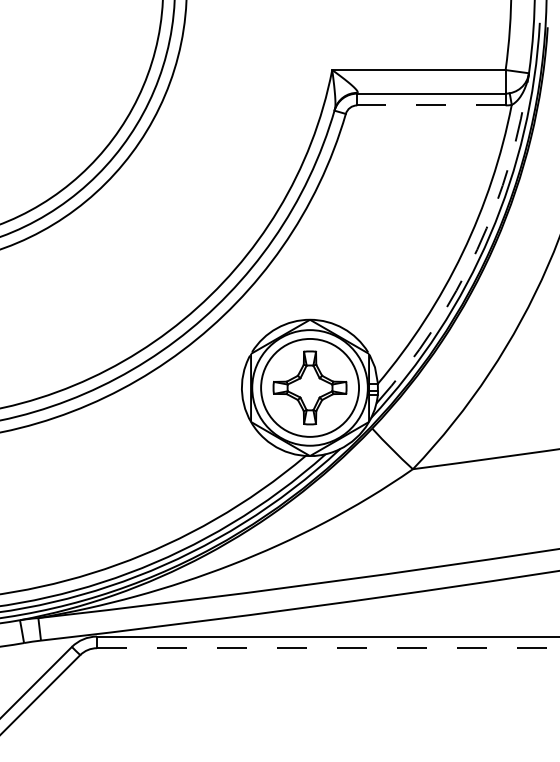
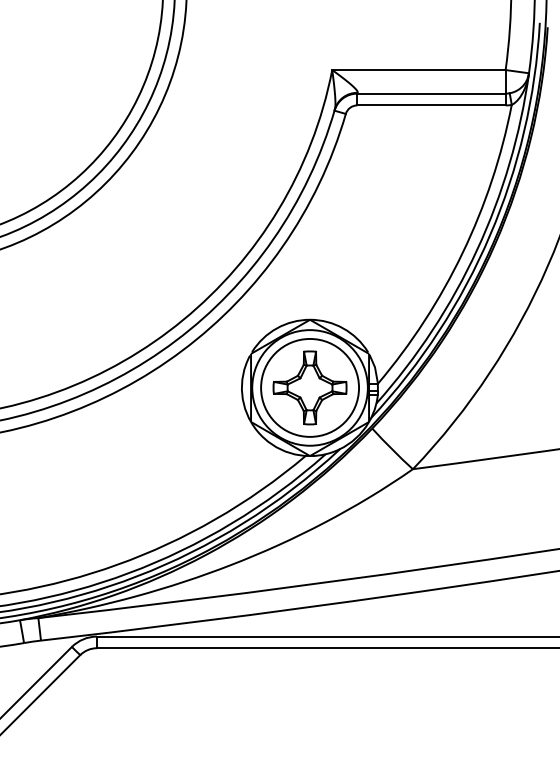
line: dashed -> solid (430, 105)
arc: dashed -> solid (477, 249)
line: dashed -> solid (328, 648)
